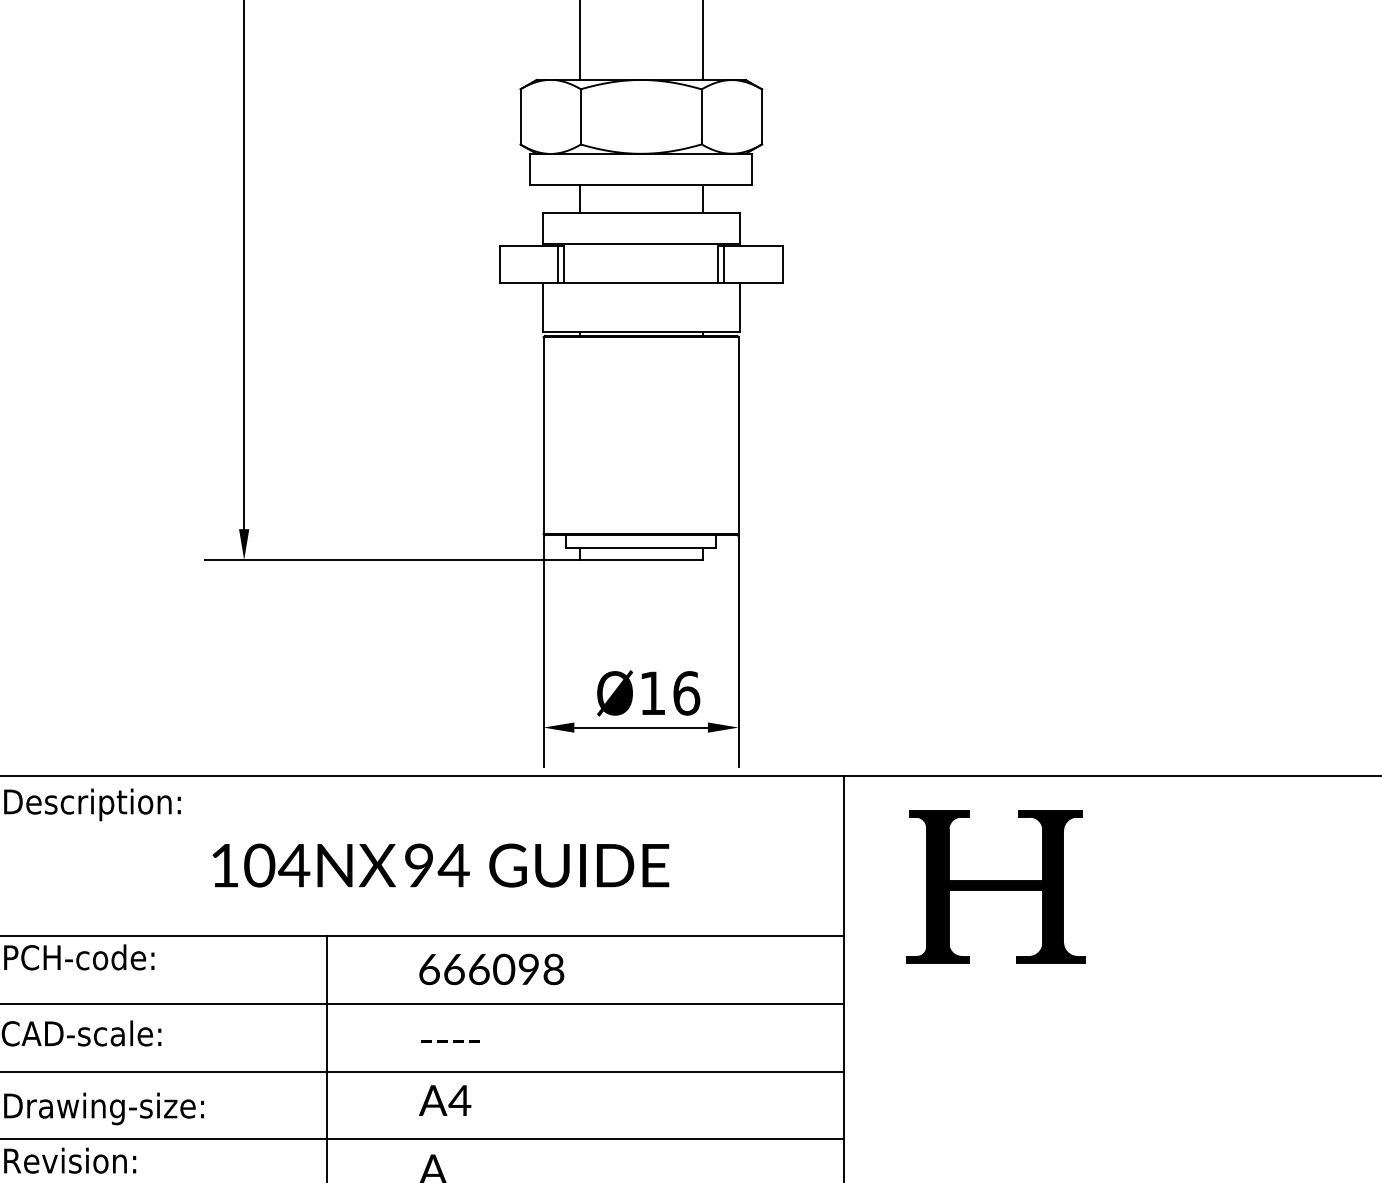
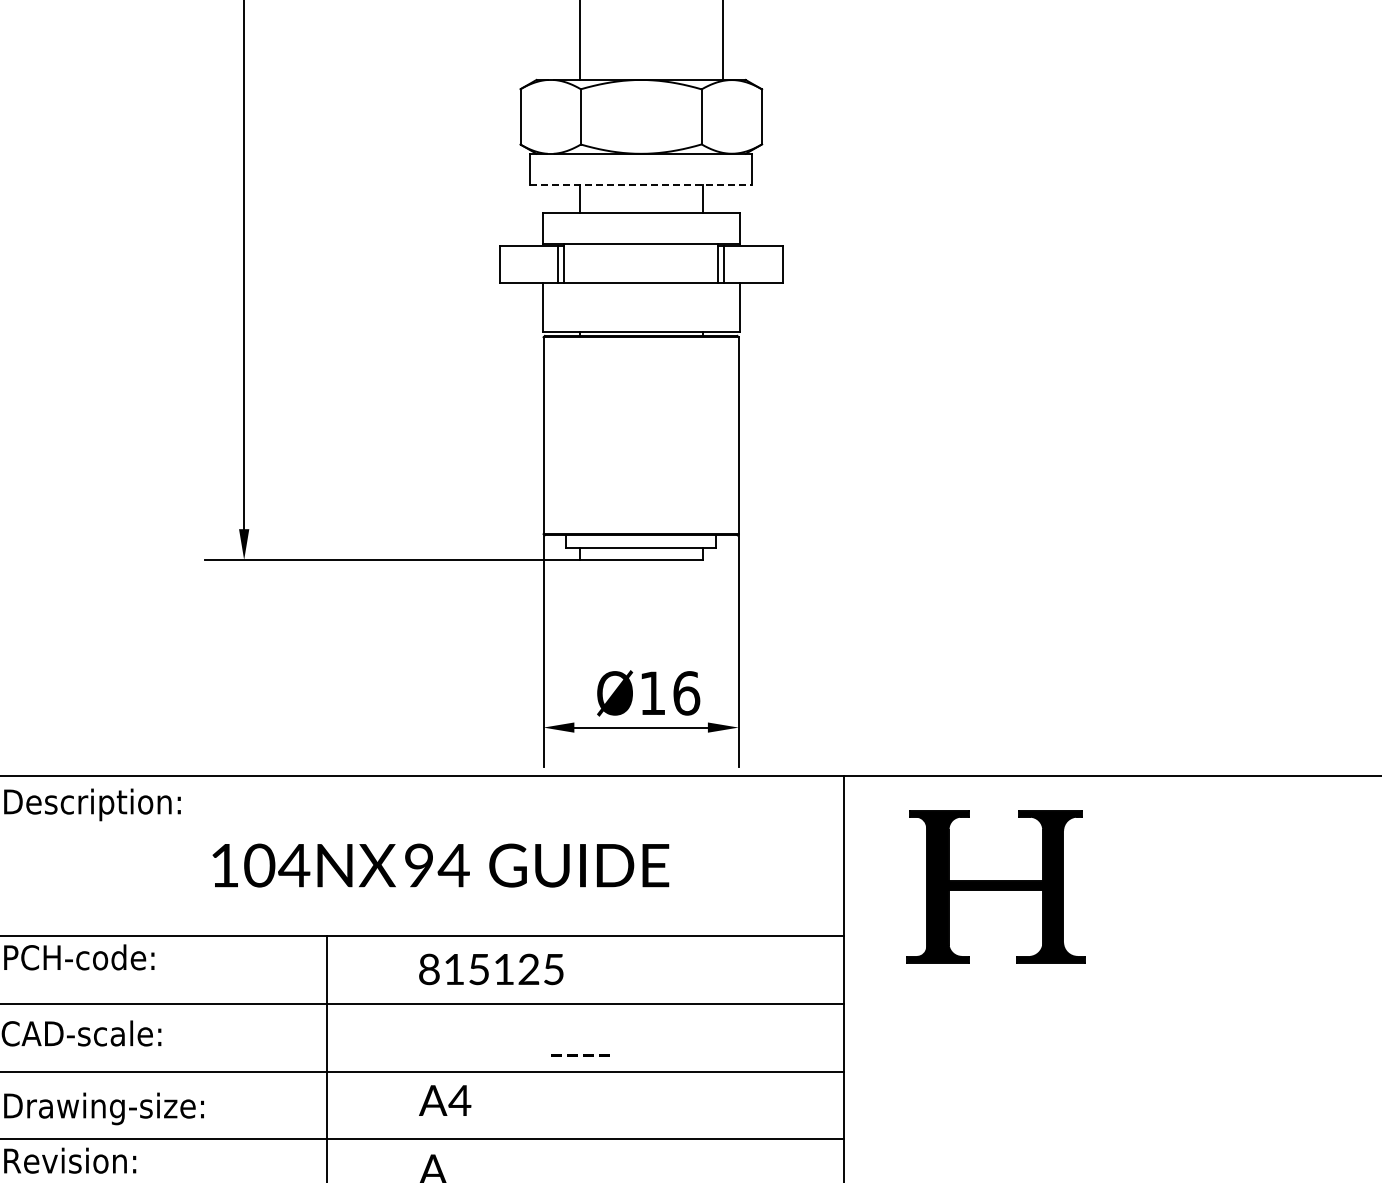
line position: (702, 40) -> (722, 40) (722, 40)
line: solid -> dashed (641, 184)
text: 666098 -> 815125 (491, 969)
text position: (450, 1041) -> (580, 1055) (580, 1055)
